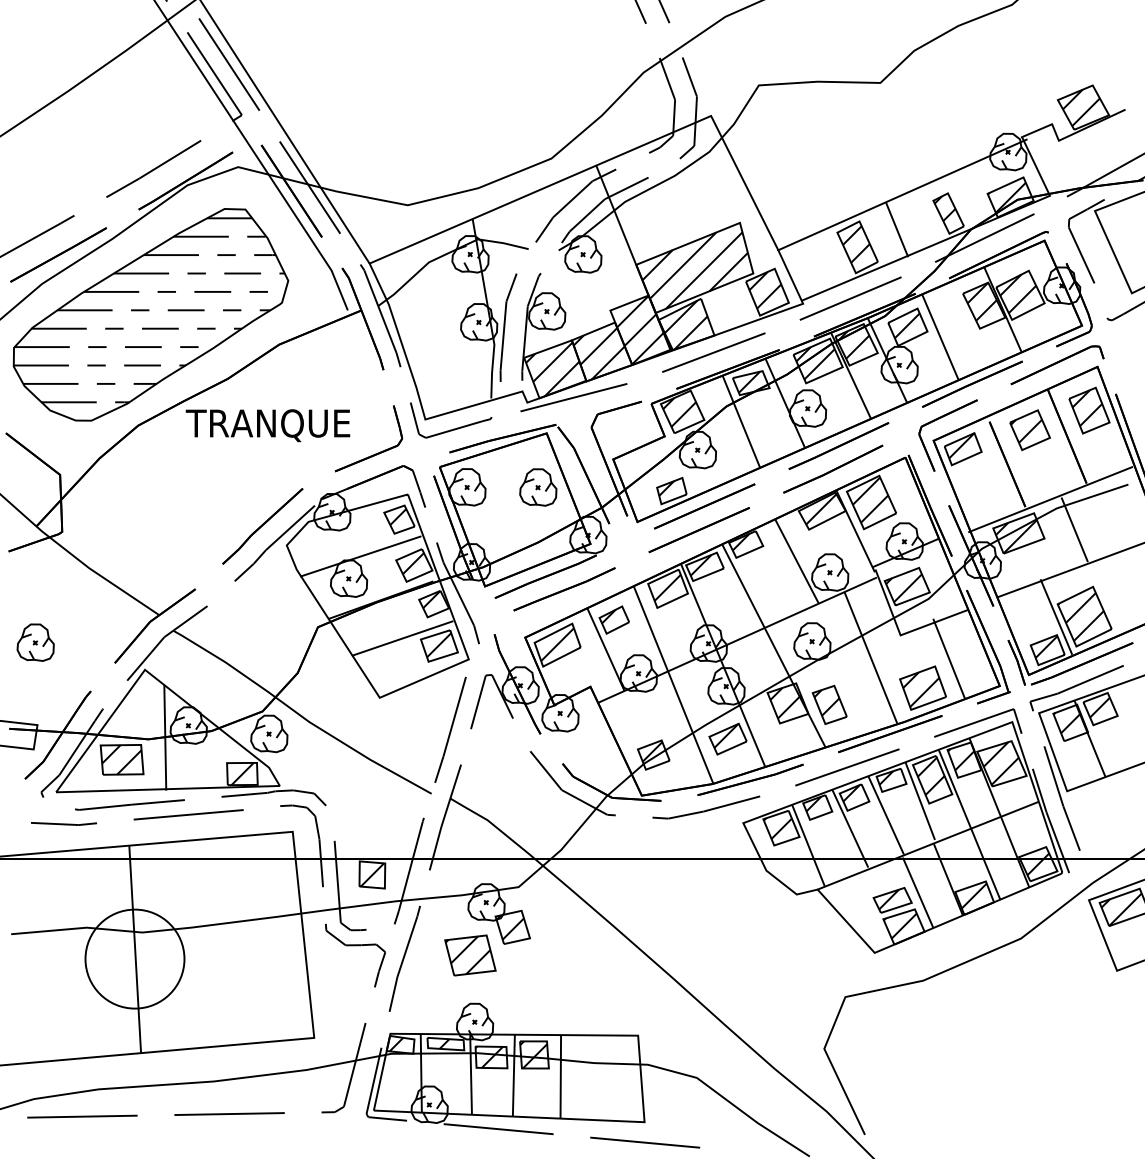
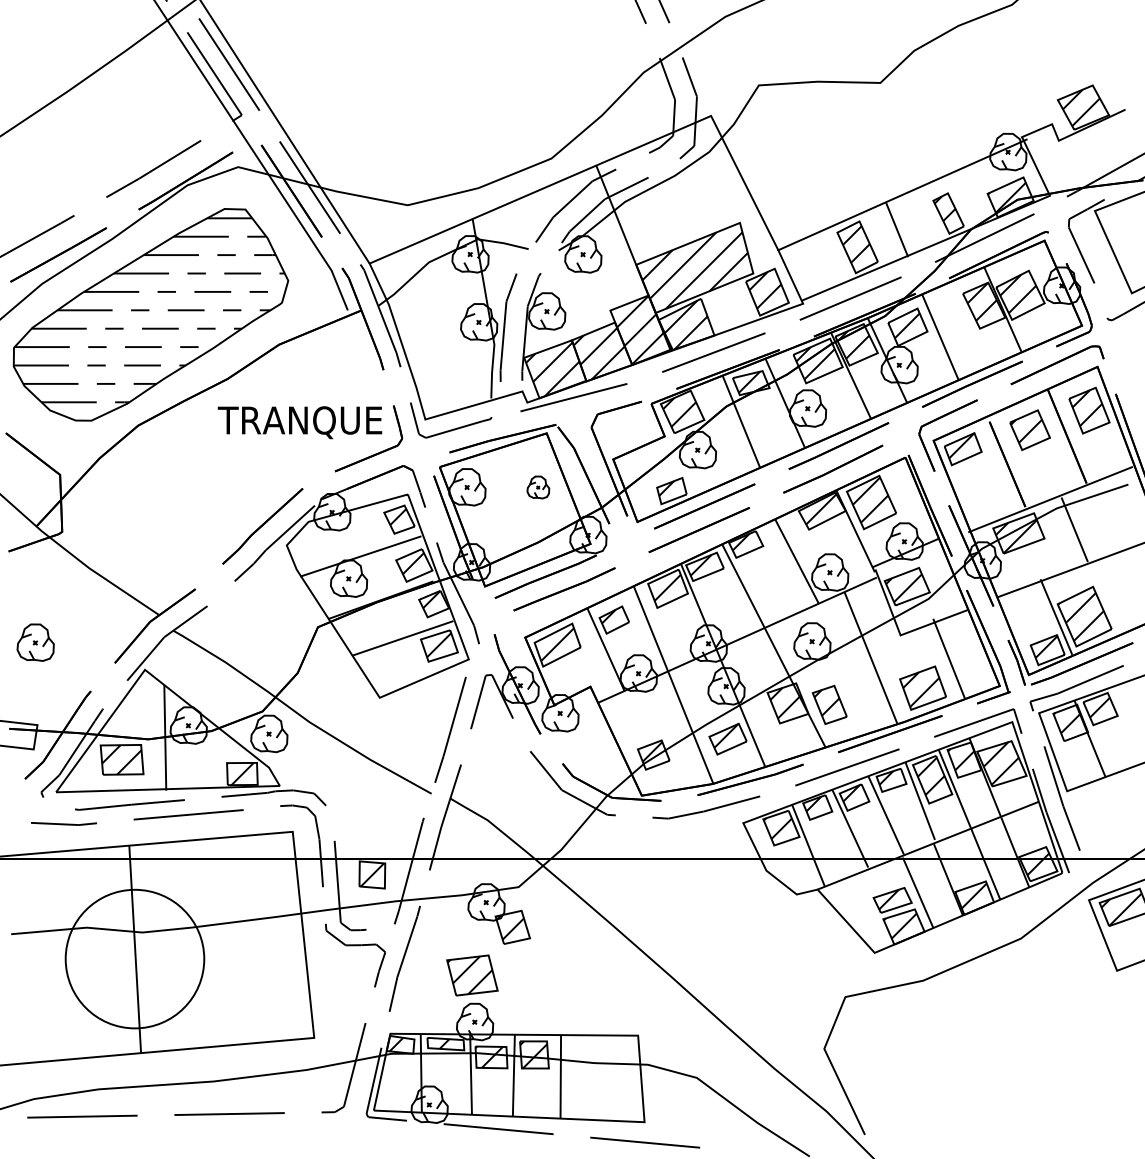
text position: (267, 425) -> (299, 422) (299, 422)
part size: 39x39 px -> 25x25 px (538, 487)
part position: (470, 955) -> (472, 975) (472, 975)
circle diameter: 99 px -> 139 px (134, 958)
